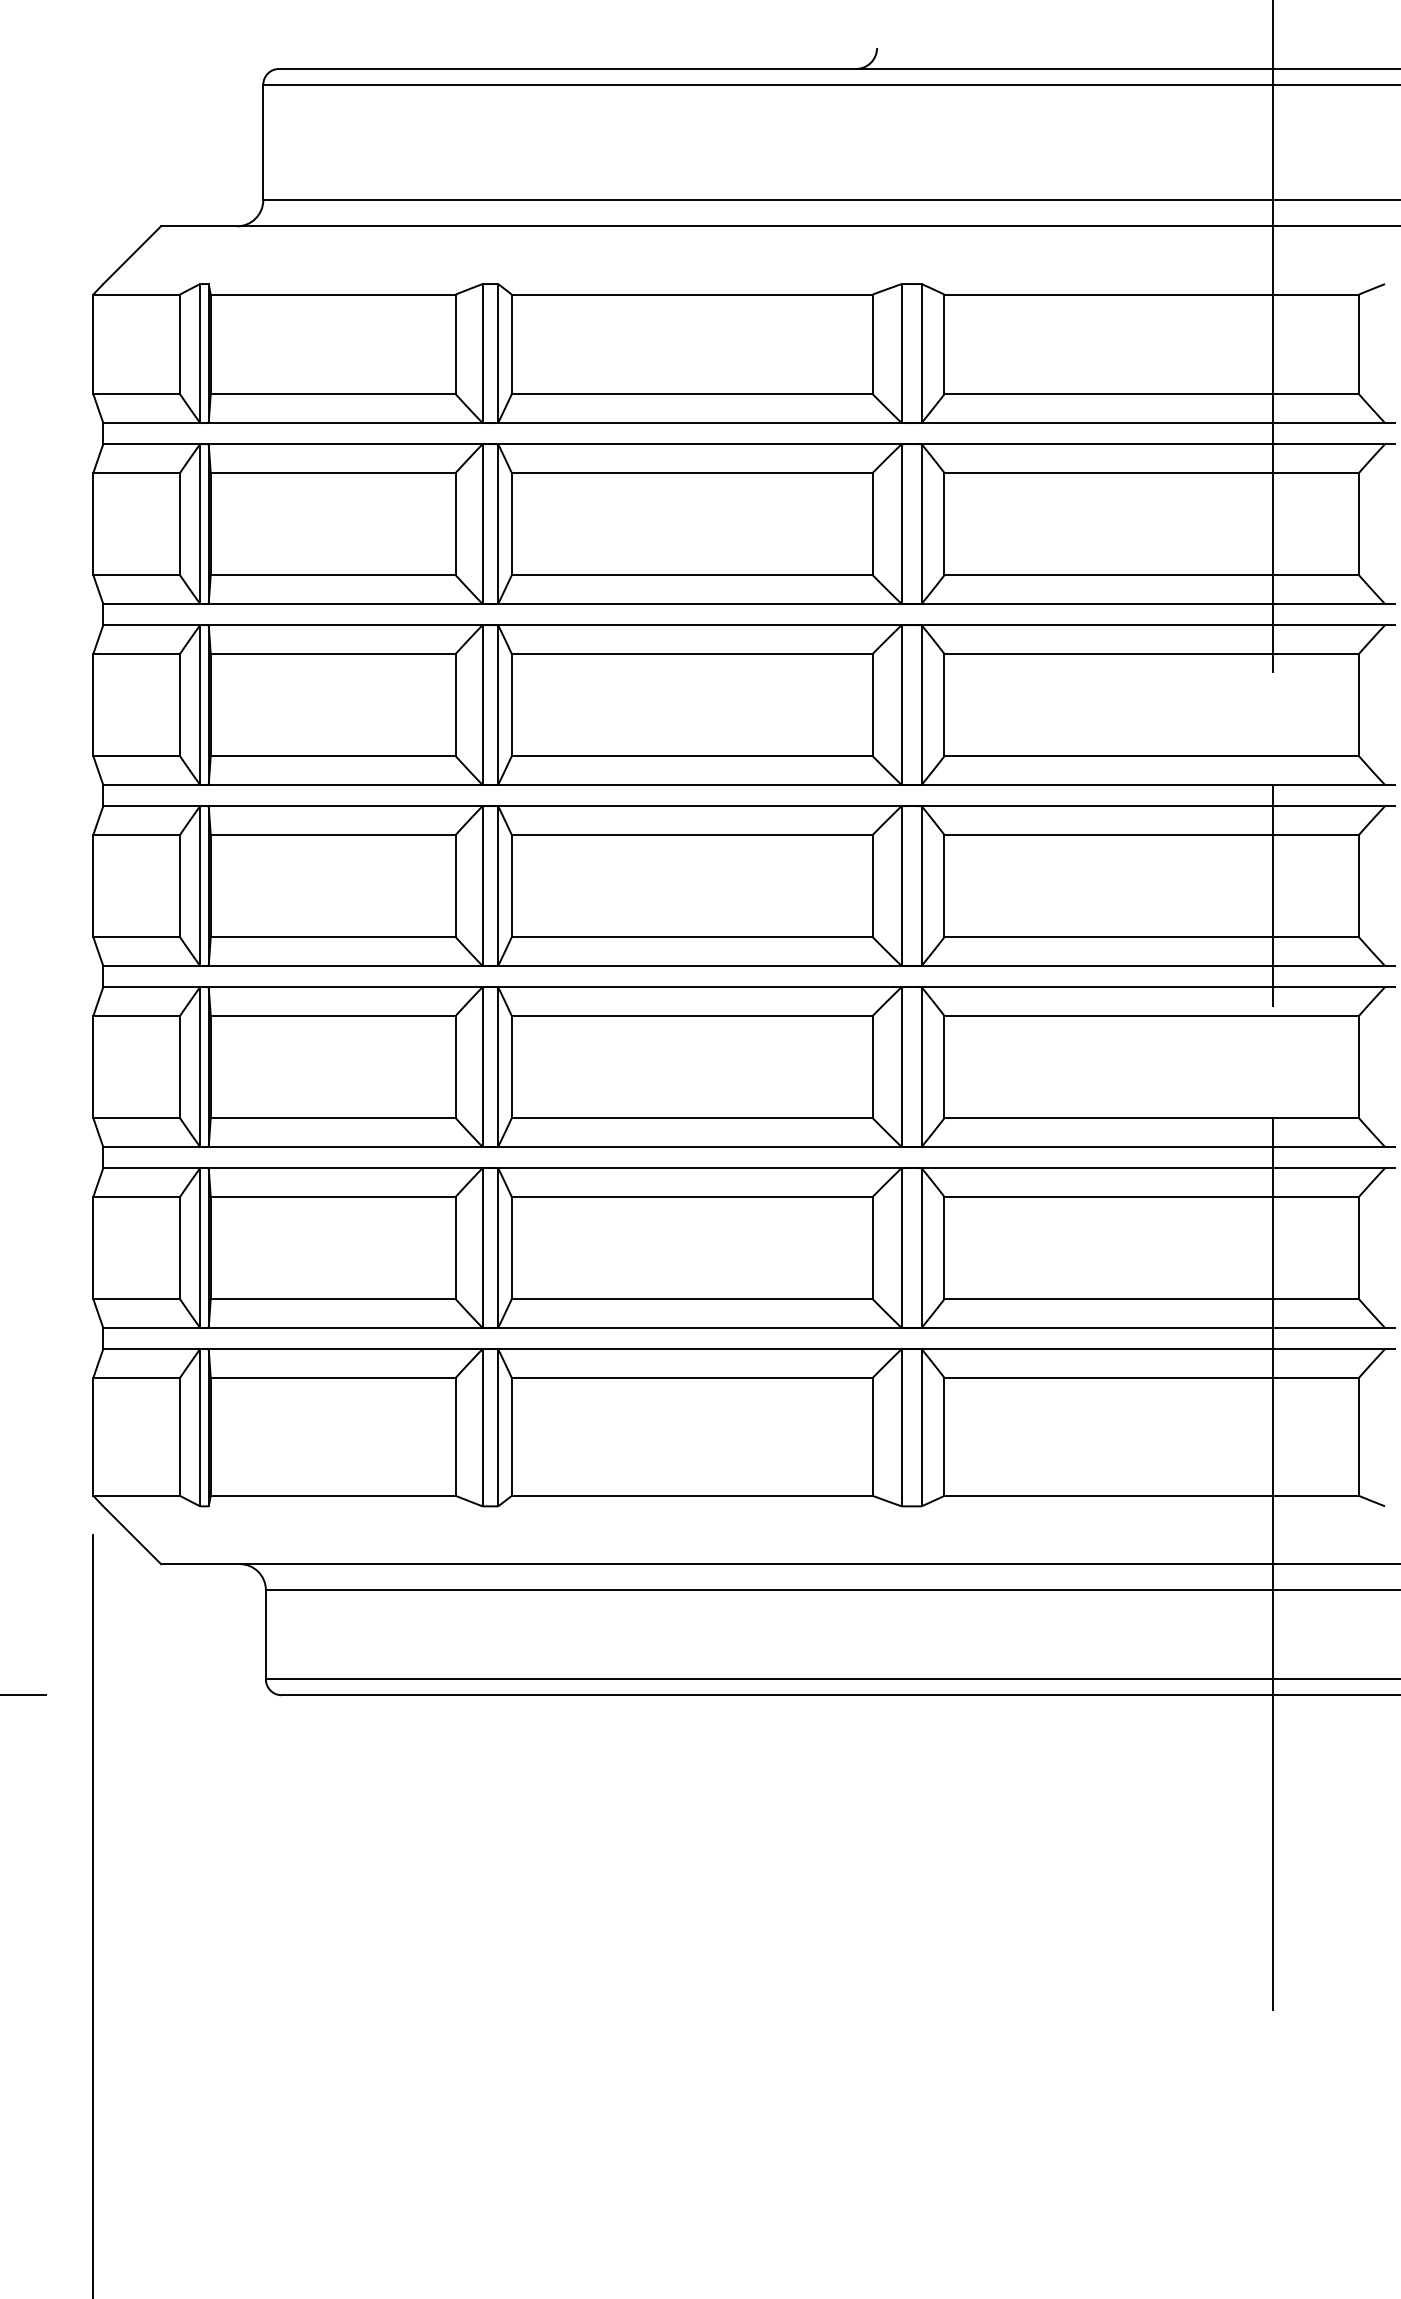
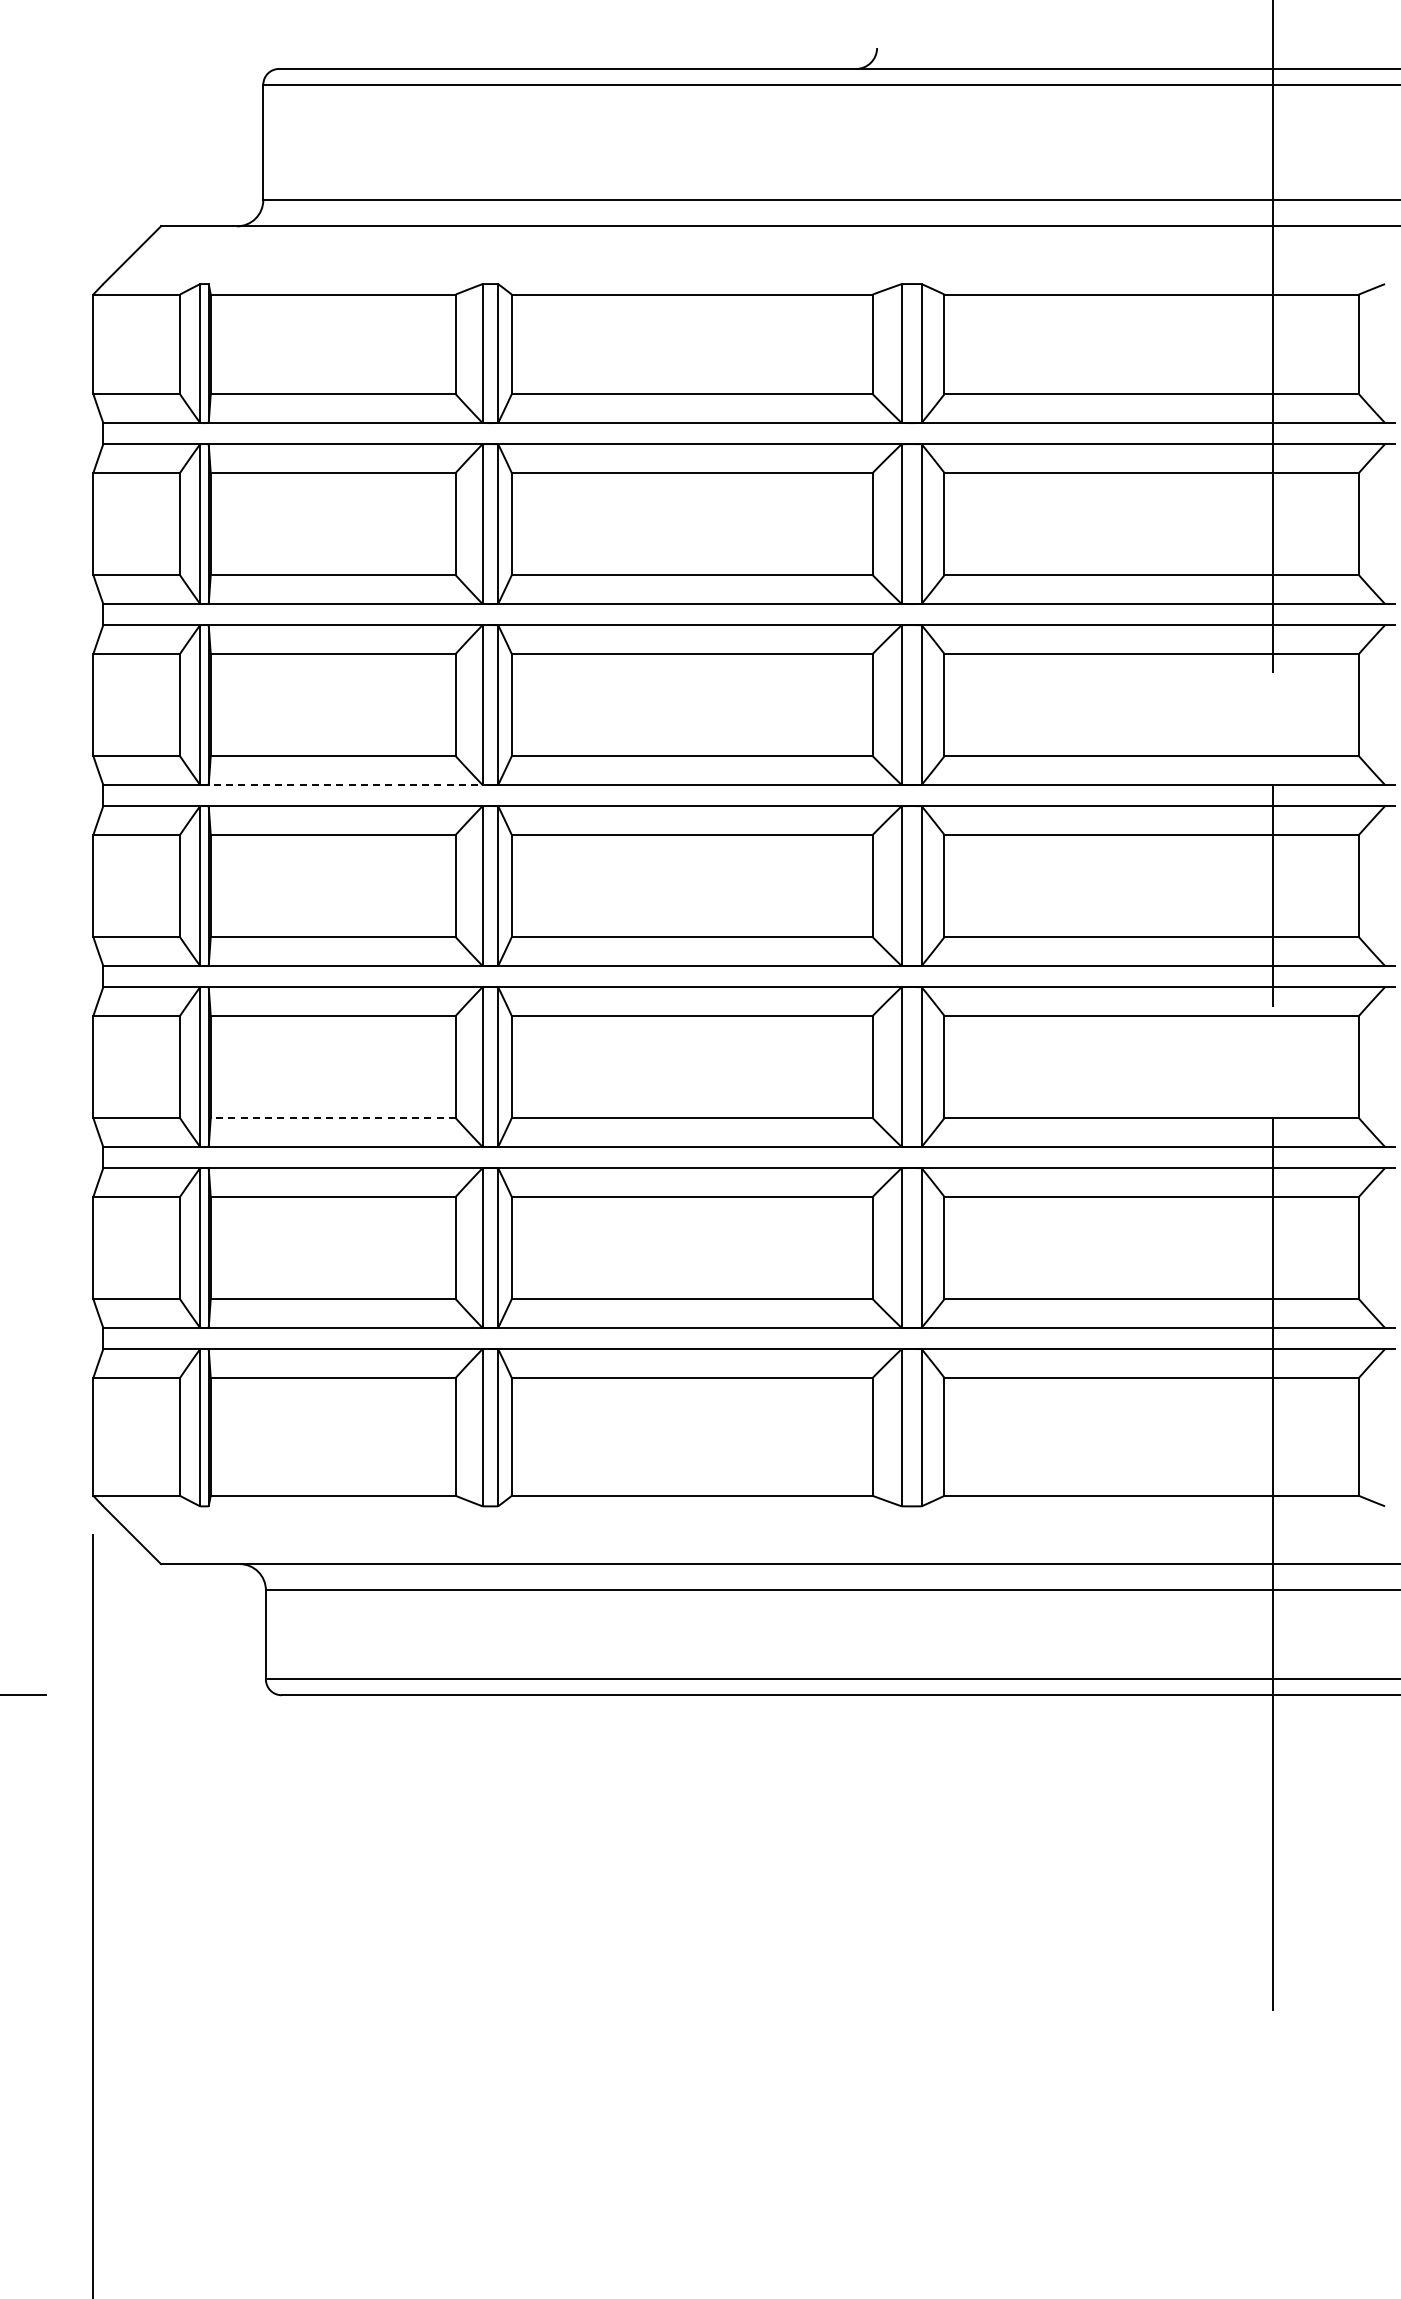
line: solid -> dashed (347, 785)
line: solid -> dashed (333, 1118)
